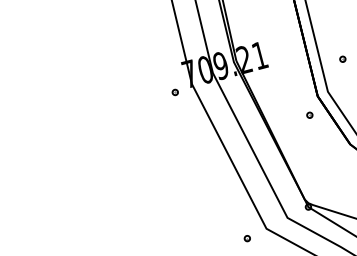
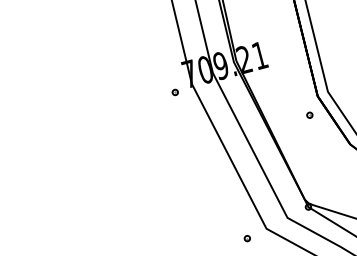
part: present -> none (342, 58)
